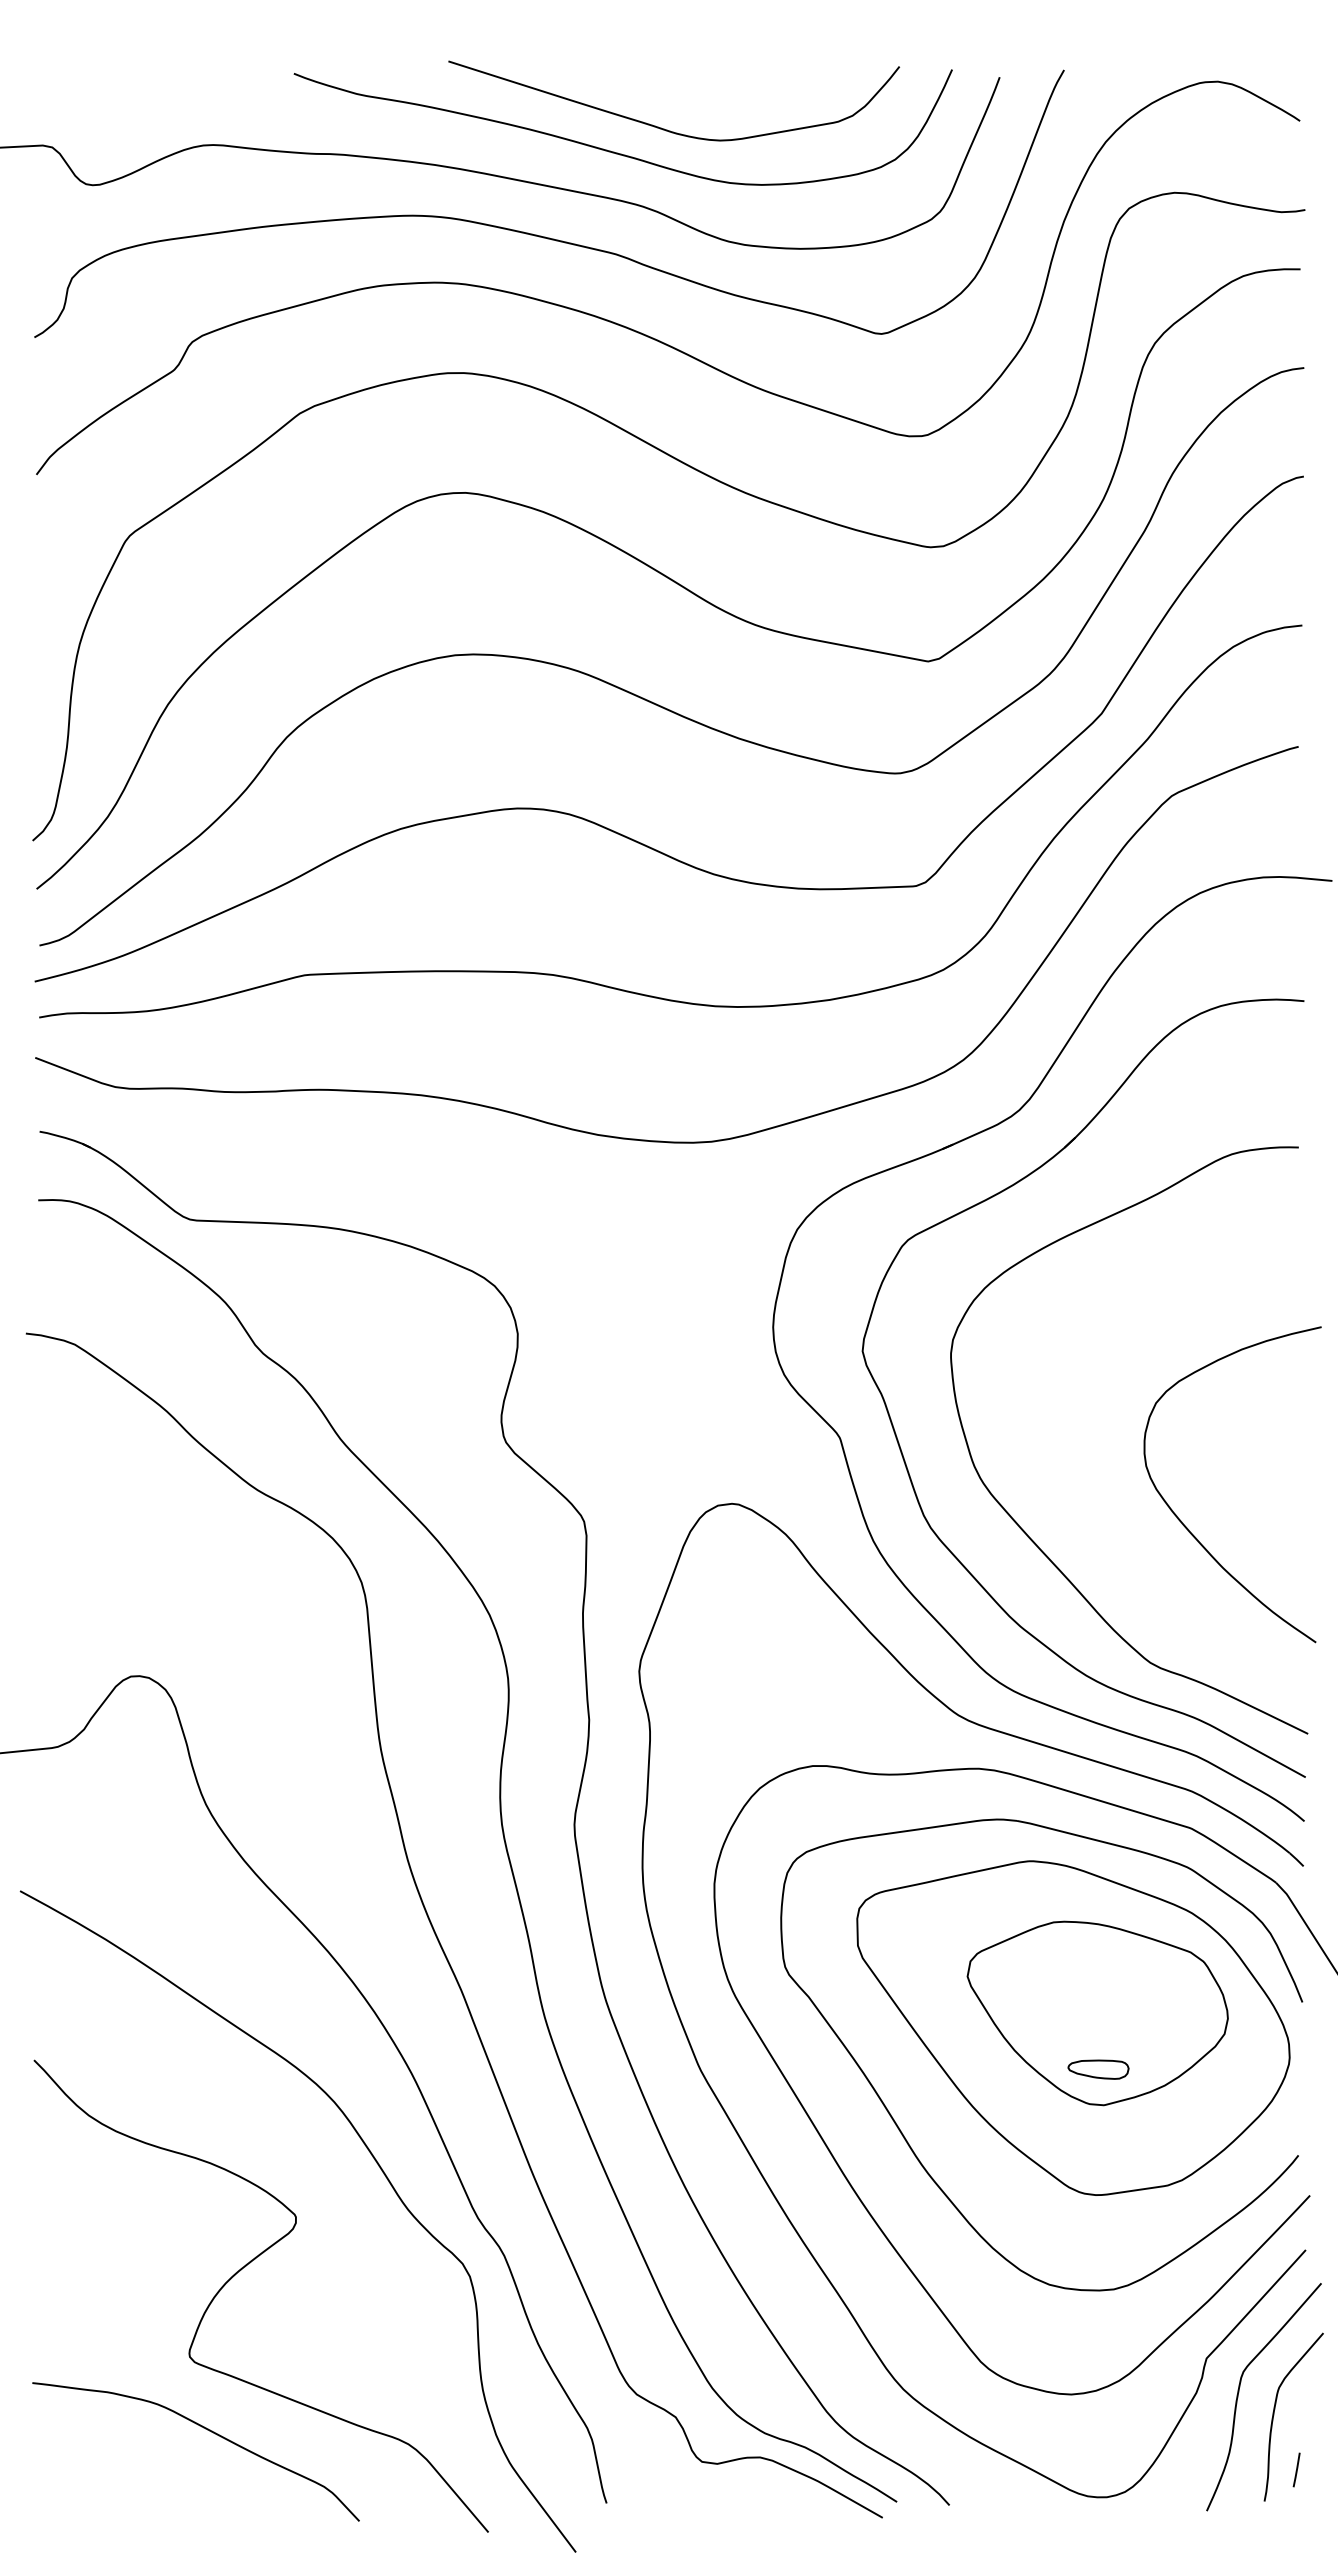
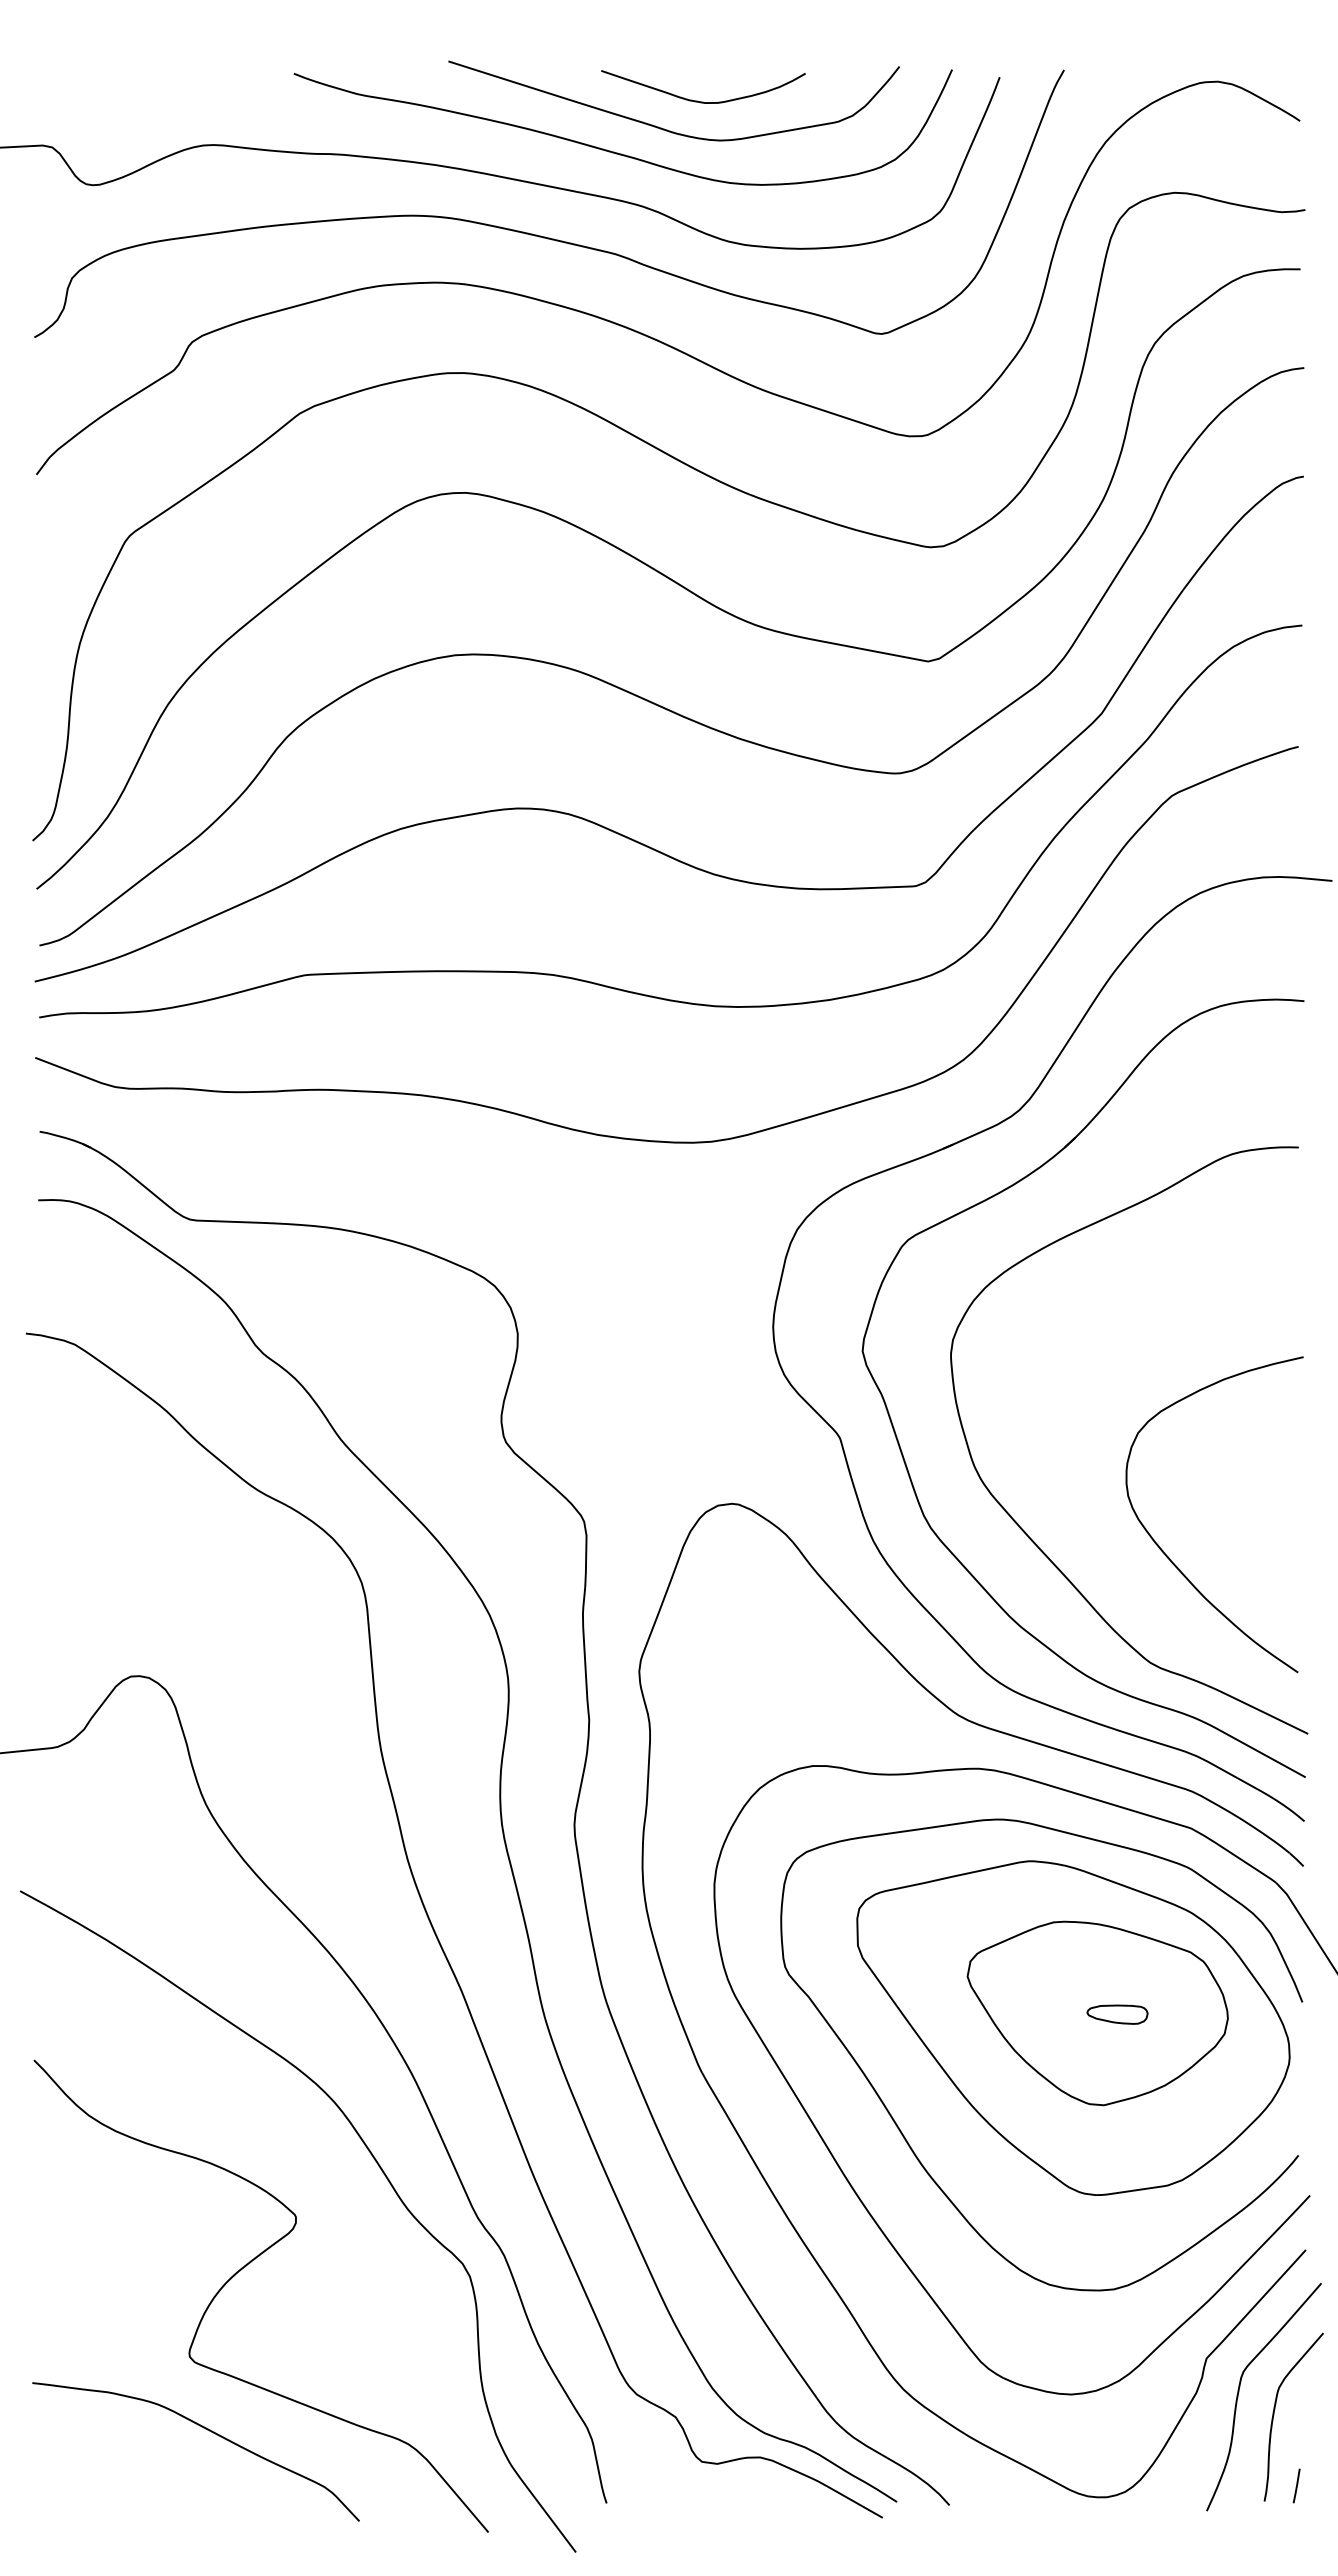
curve: none -> present (703, 101)
curve position: (1188, 1528) -> (1170, 1558) (1170, 1558)
part position: (1098, 2069) -> (1117, 2014) (1117, 2014)
line position: (1296, 2469) -> (1296, 2485) (1296, 2485)
